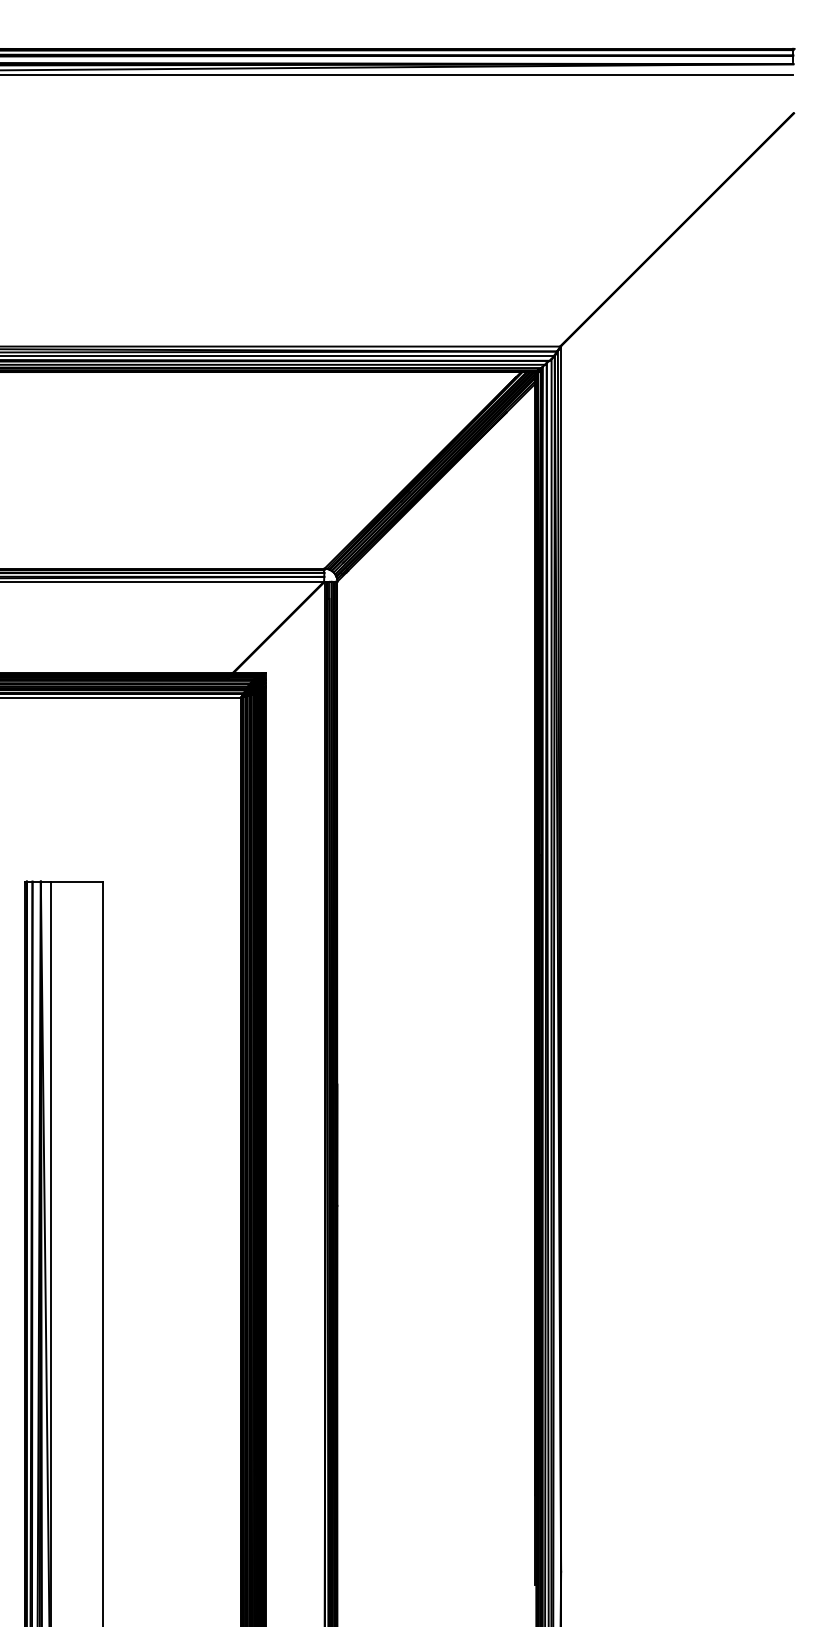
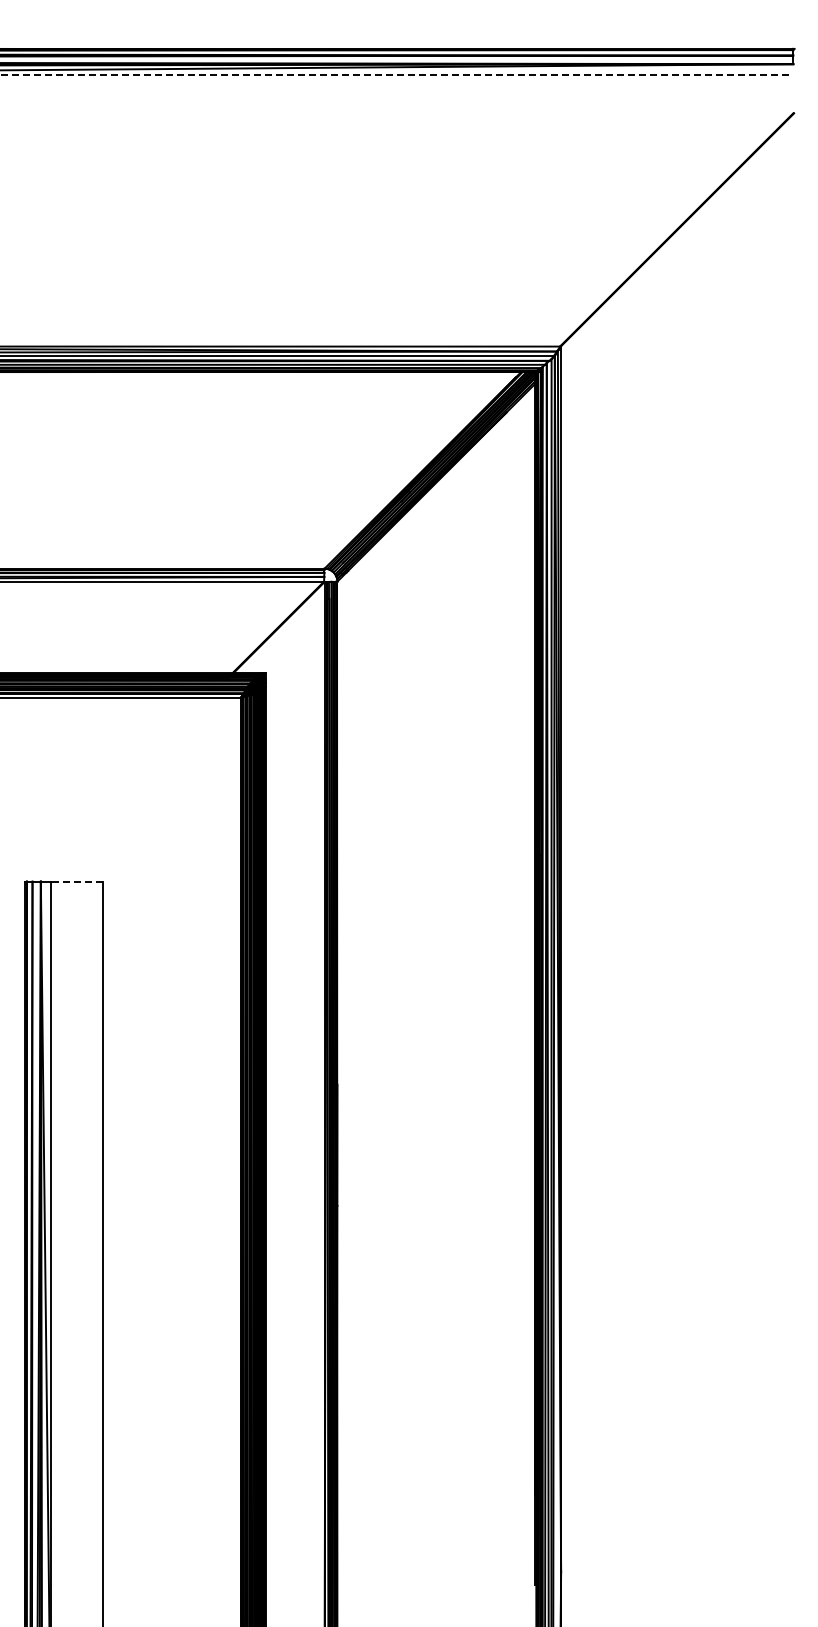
line: solid -> dashed (397, 74)
line: solid -> dashed (76, 881)
